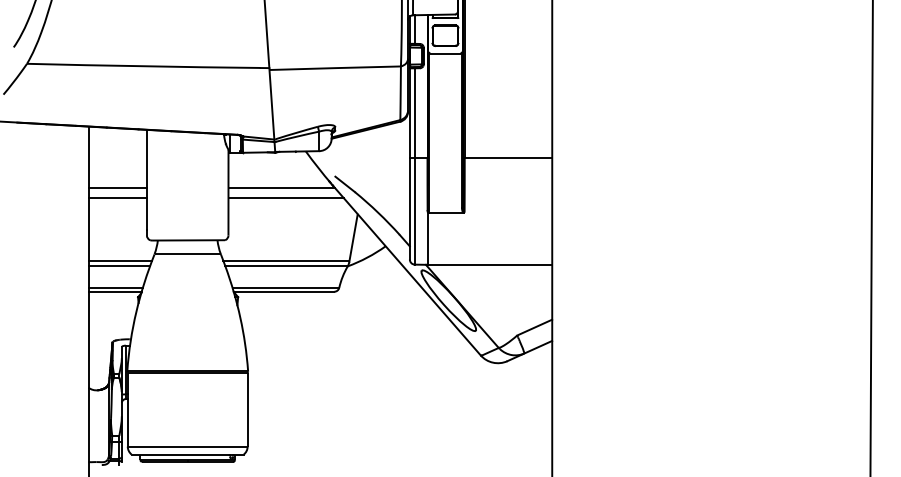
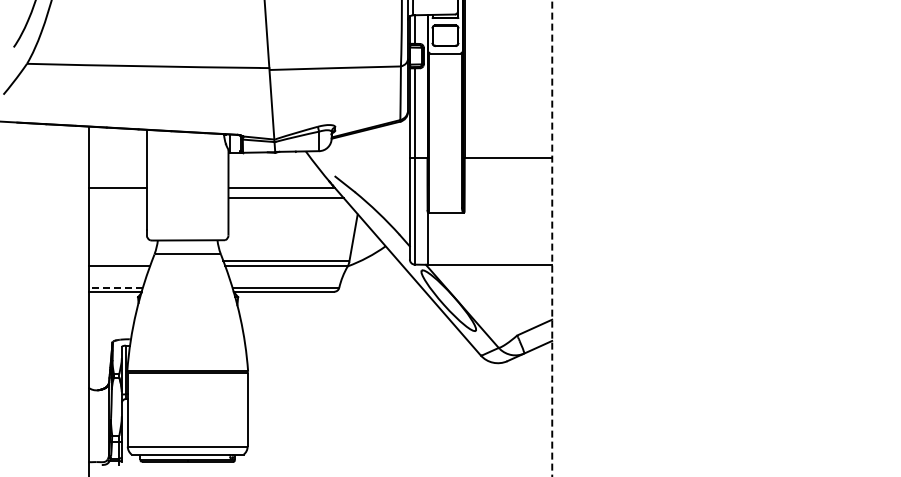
line: present -> none (117, 198)
line: present -> none (871, 237)
line: solid -> dashed (552, 238)
line: present -> none (119, 261)
line: solid -> dashed (115, 287)
